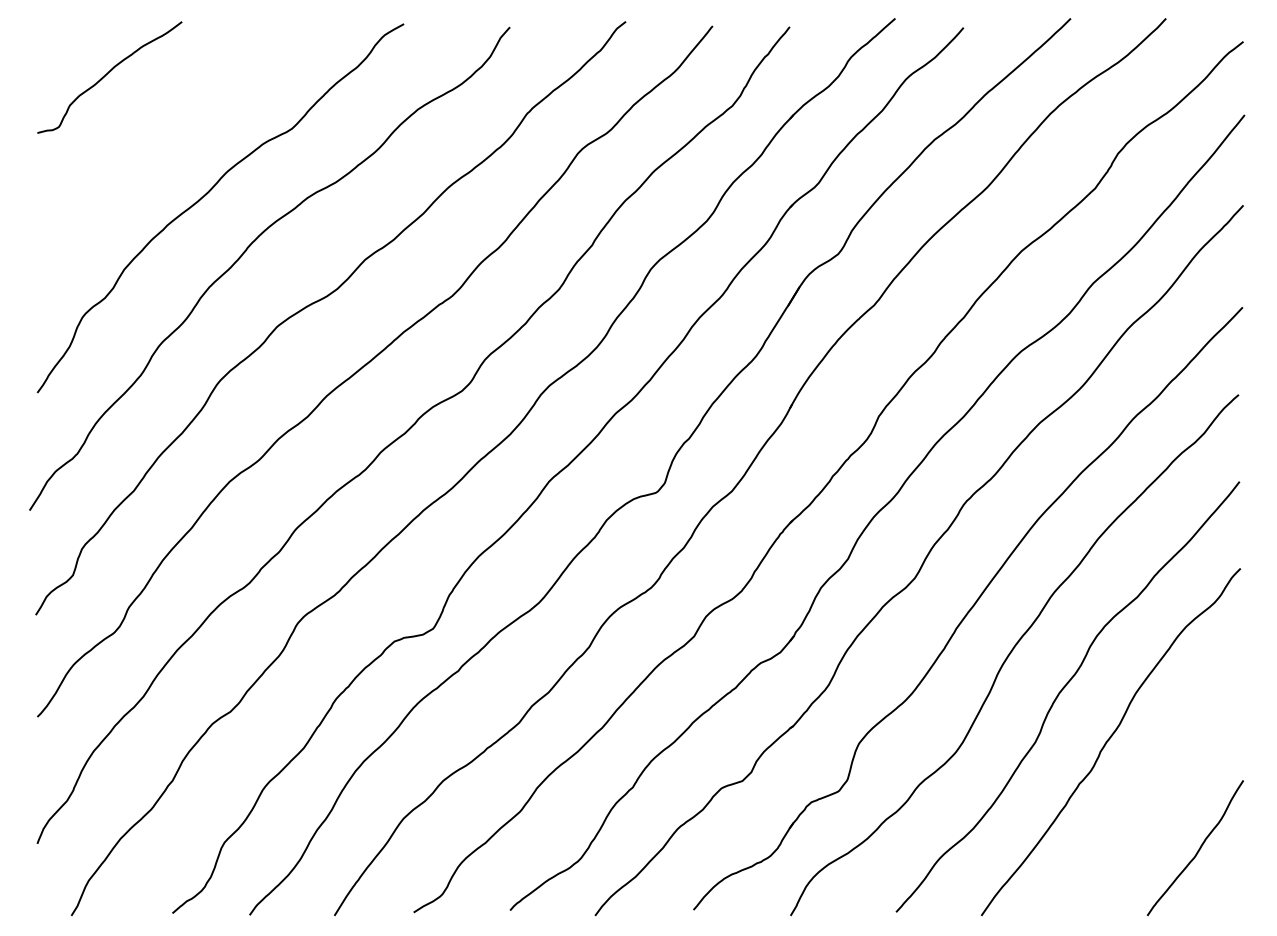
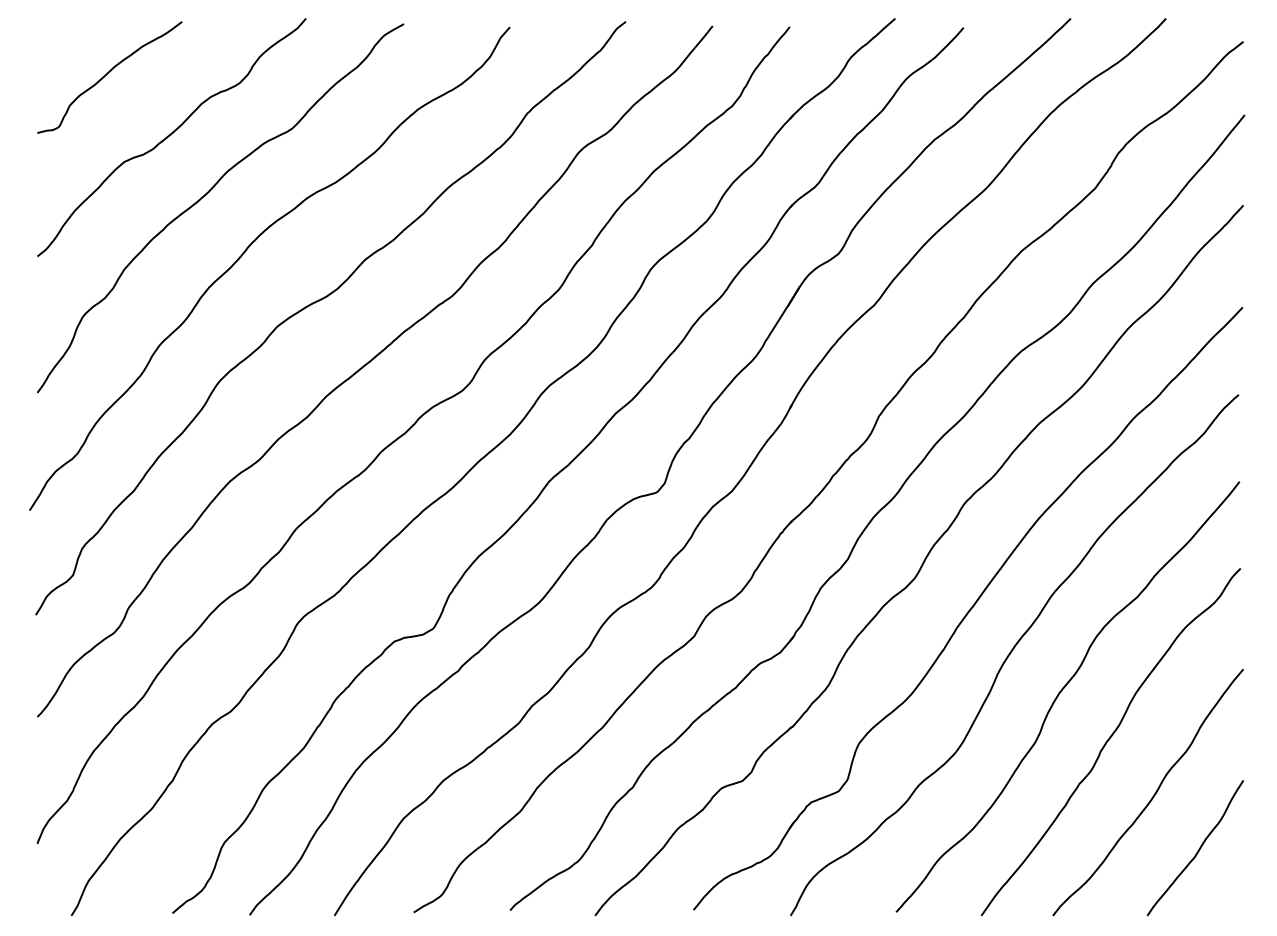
curve: none -> present (171, 135)
curve: none -> present (1153, 794)
